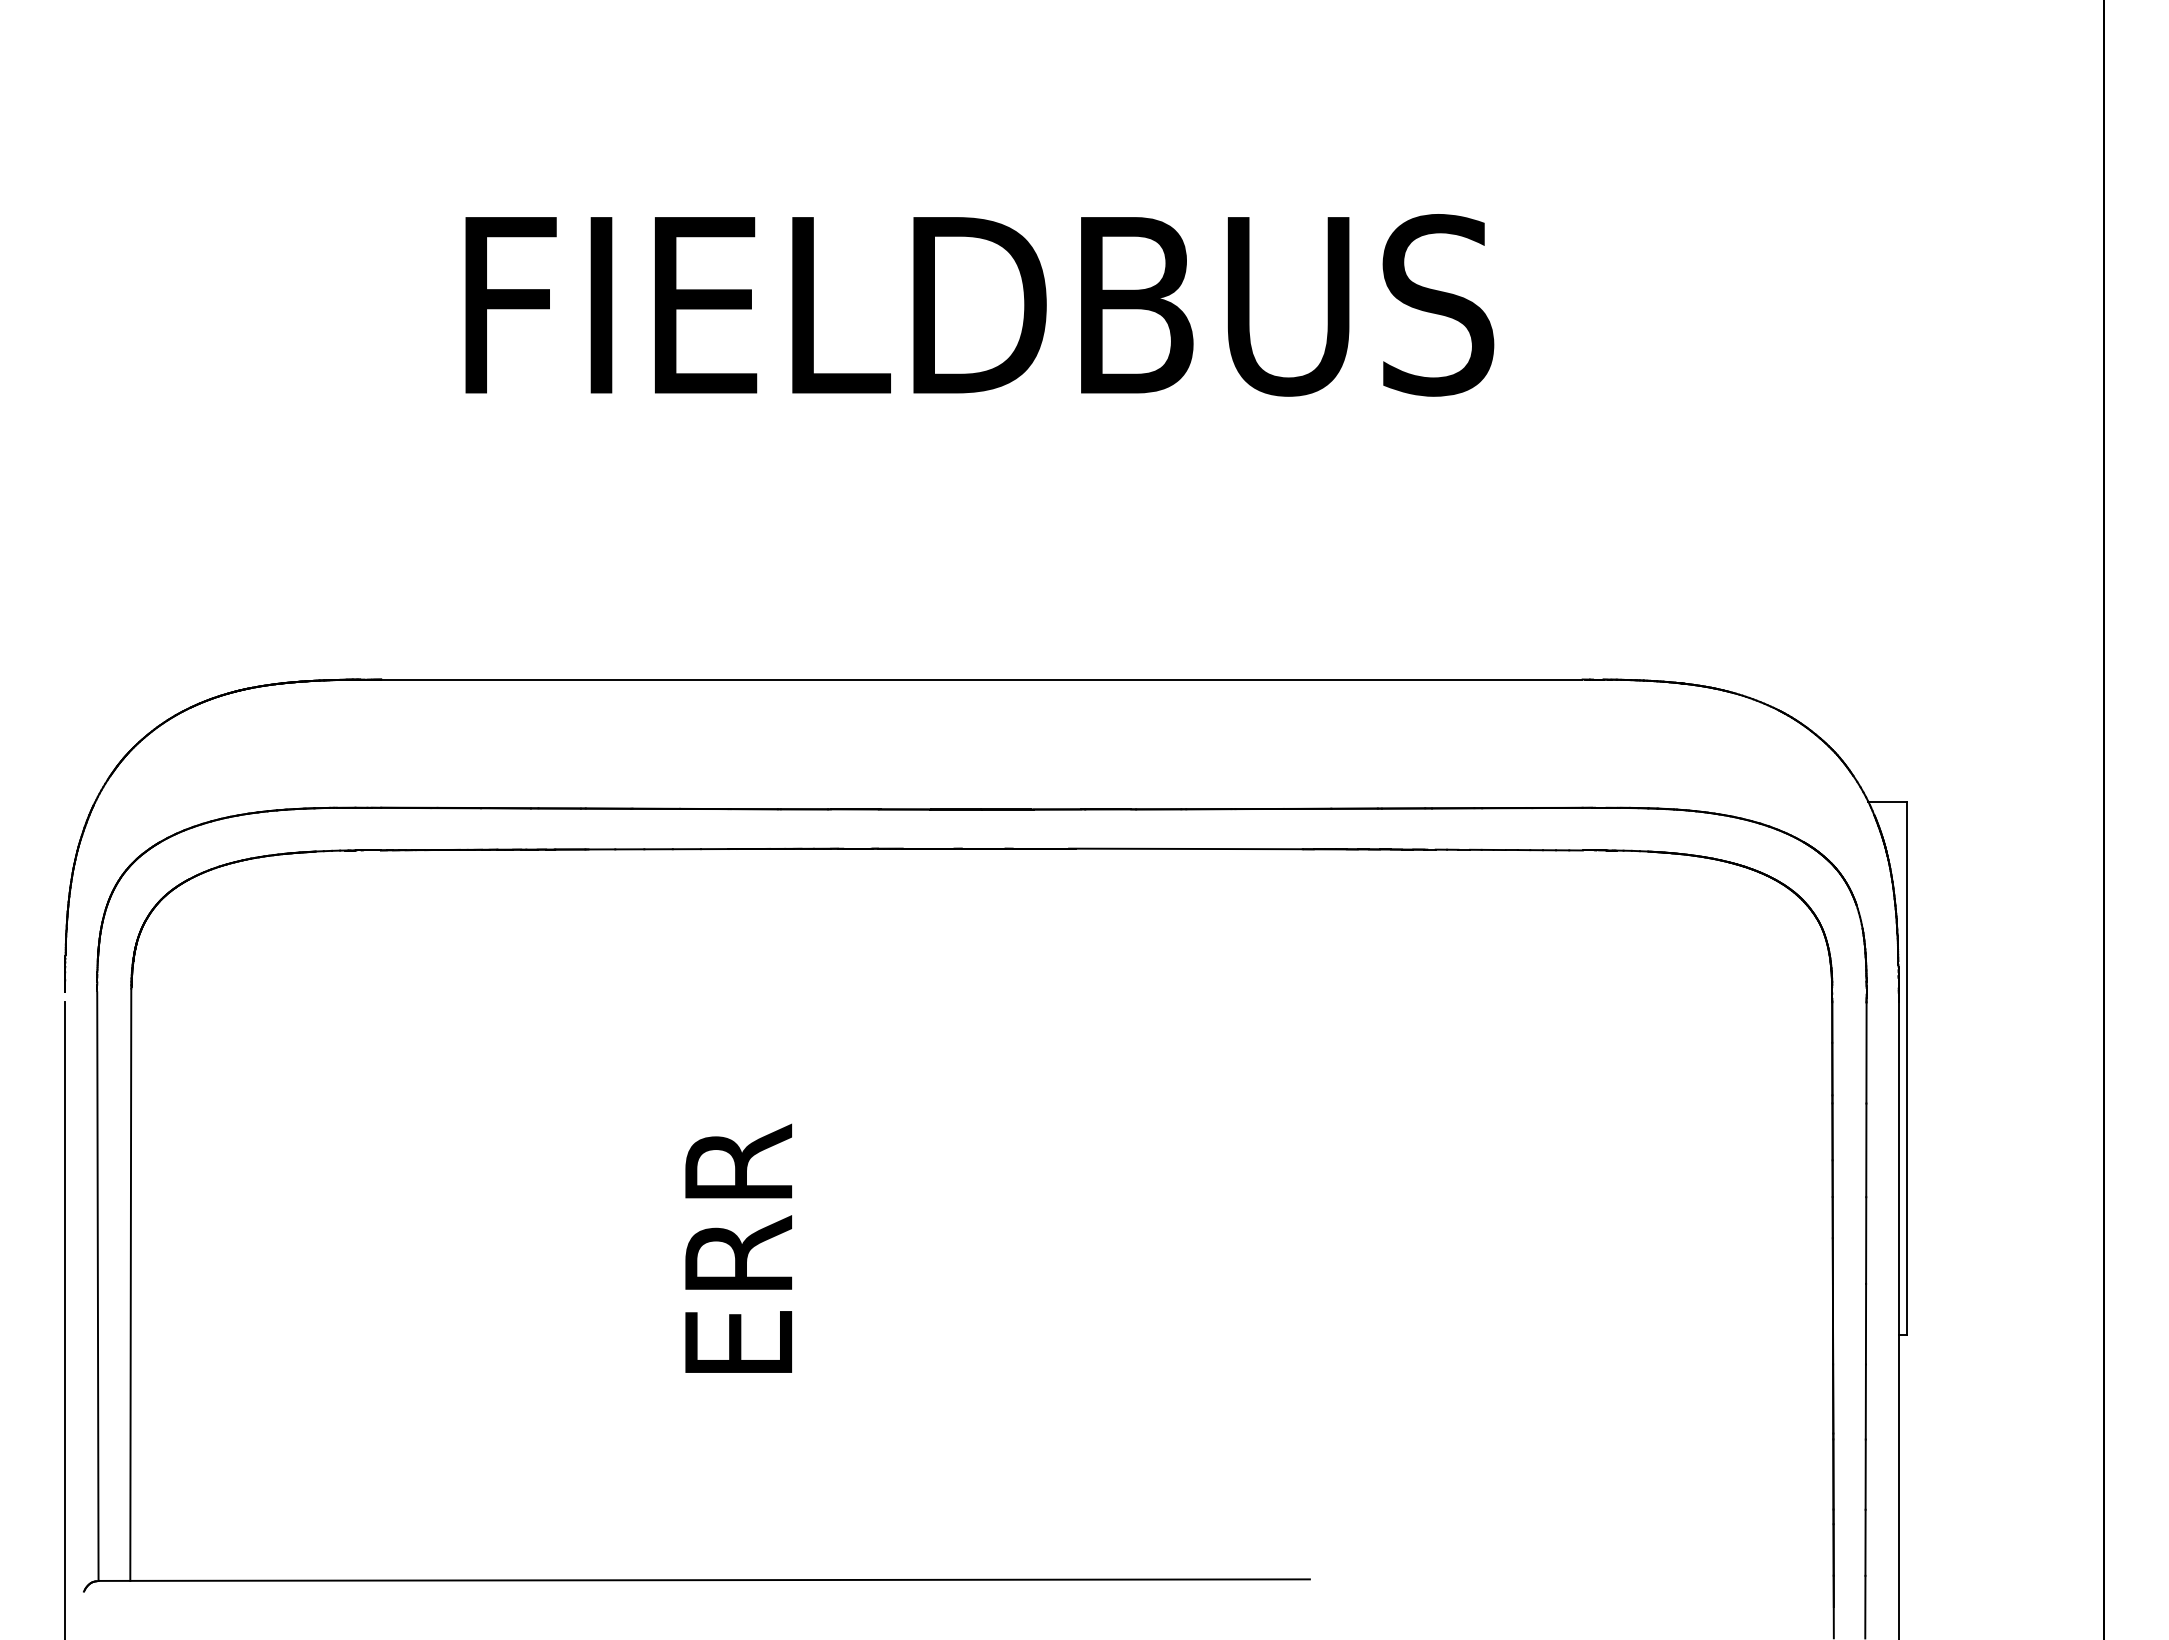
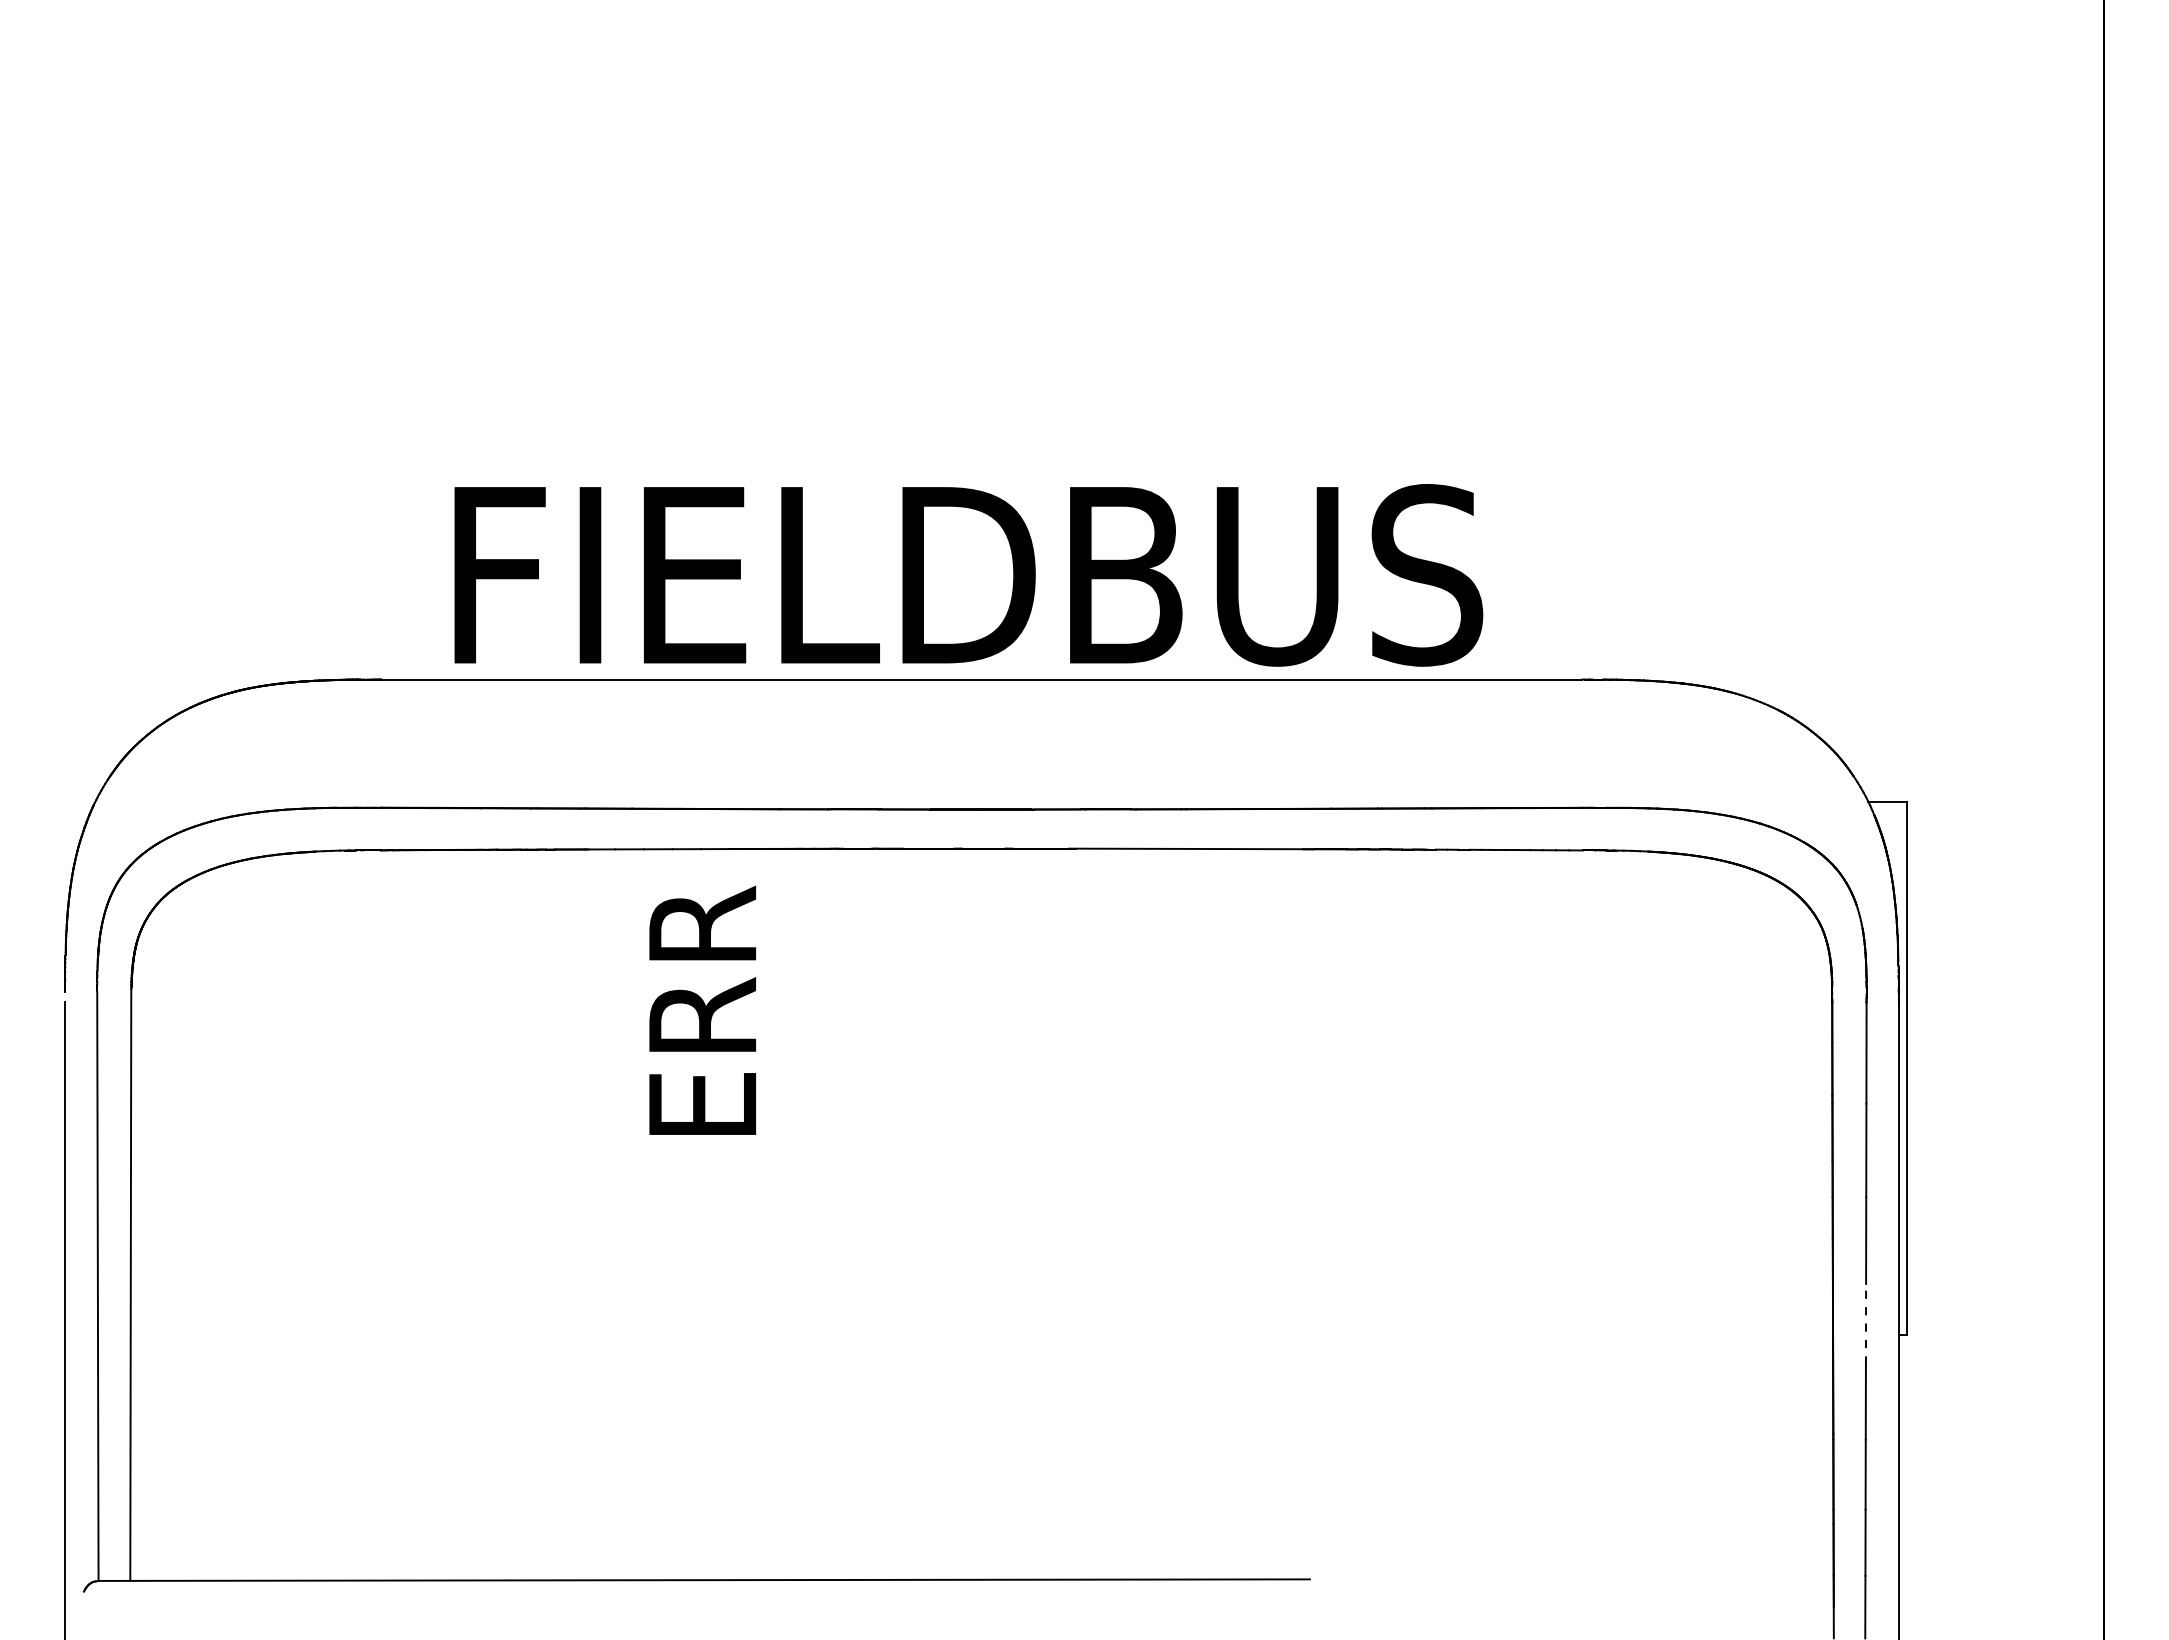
text position: (979, 305) -> (968, 575) (968, 575)
text position: (738, 1247) -> (702, 1009) (702, 1009)
line: solid -> dashed (1866, 1323)
